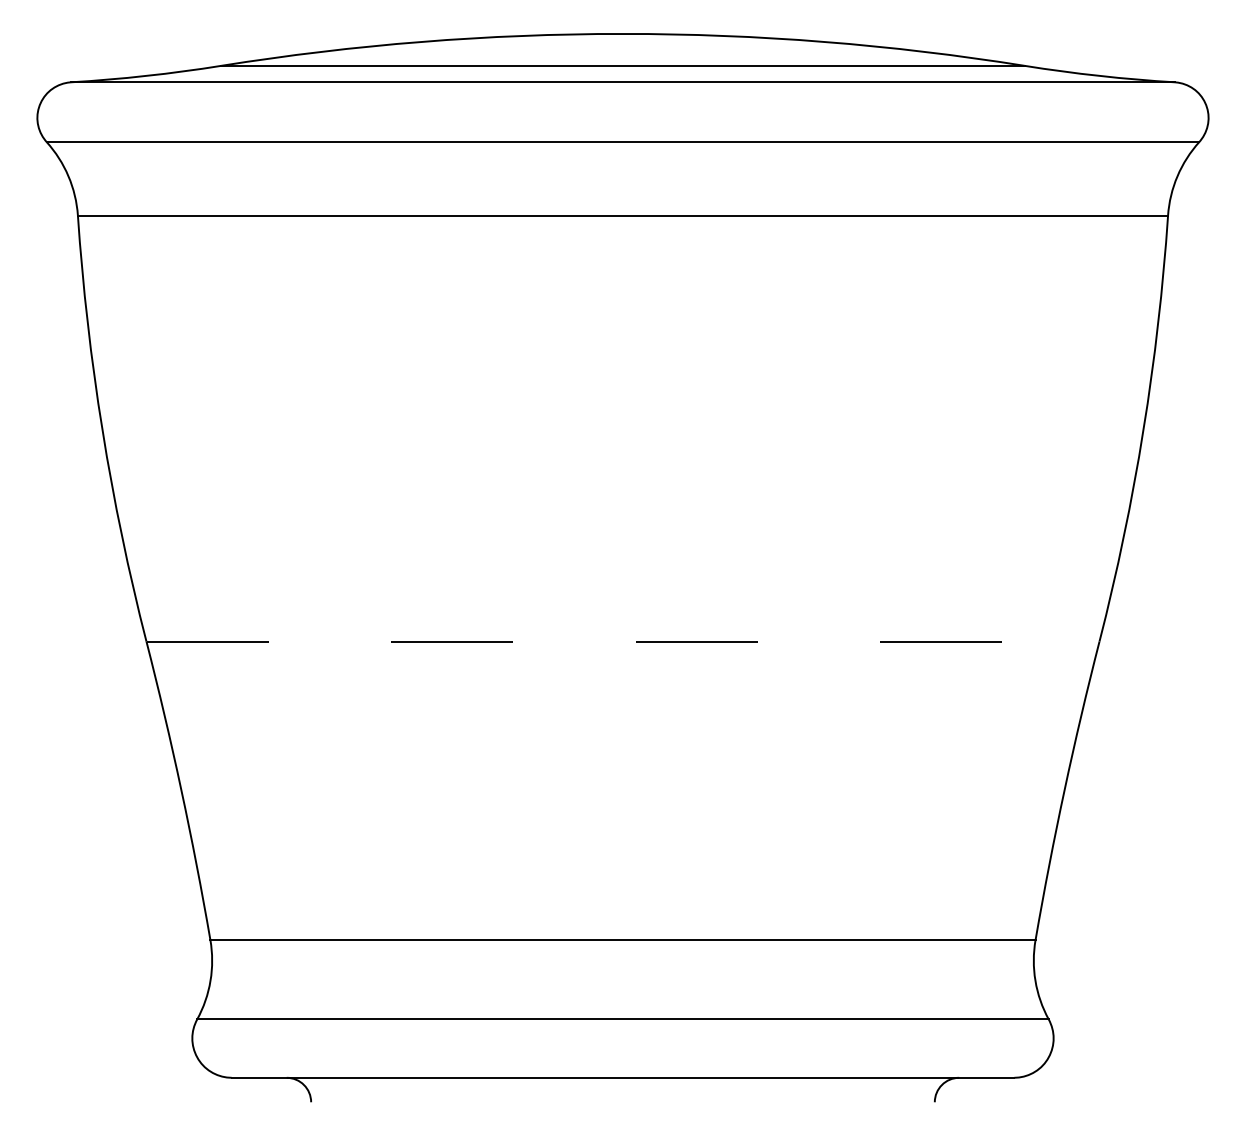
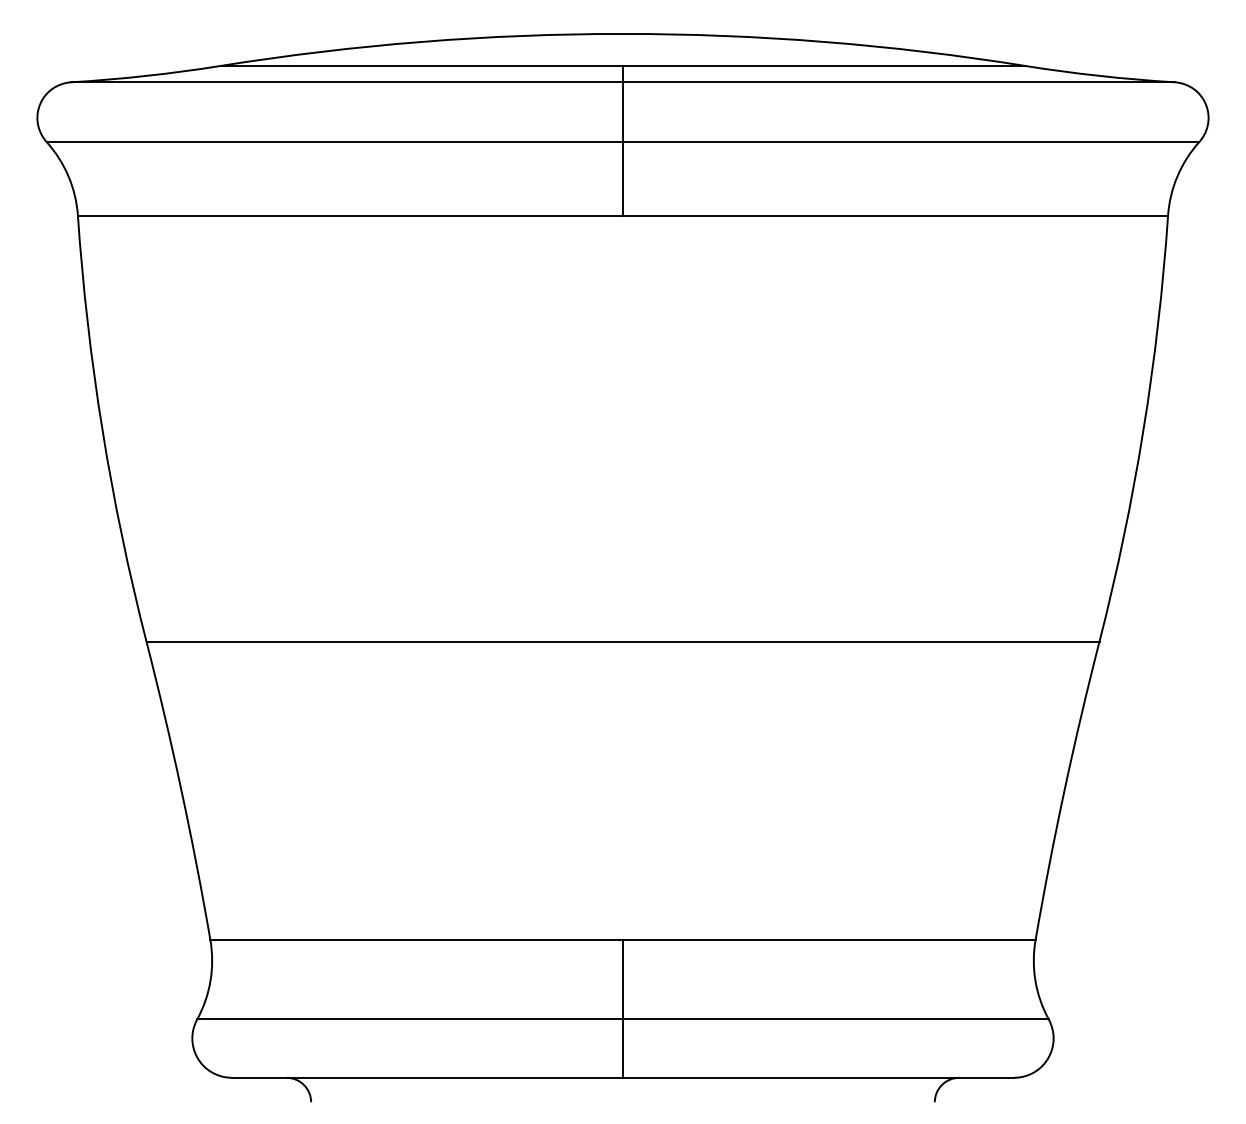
line: none -> present (622, 140)
line: dashed -> solid (623, 641)
line: none -> present (622, 1008)
